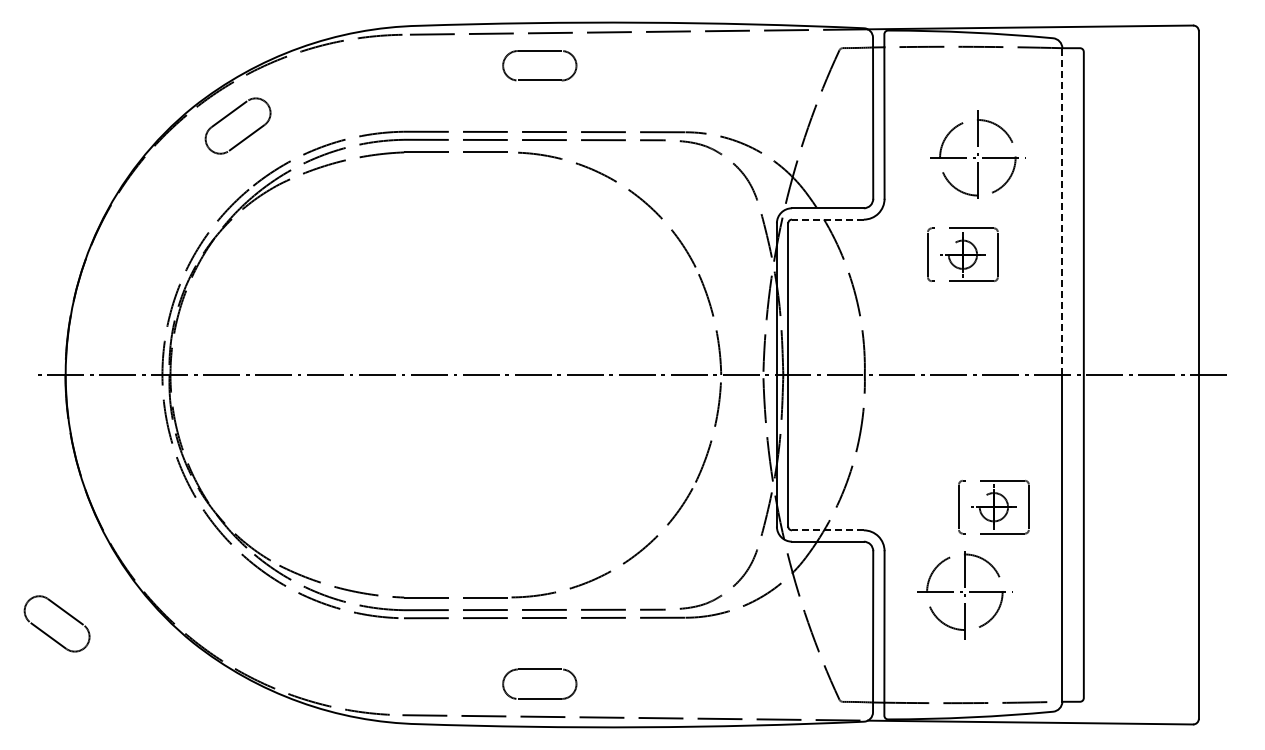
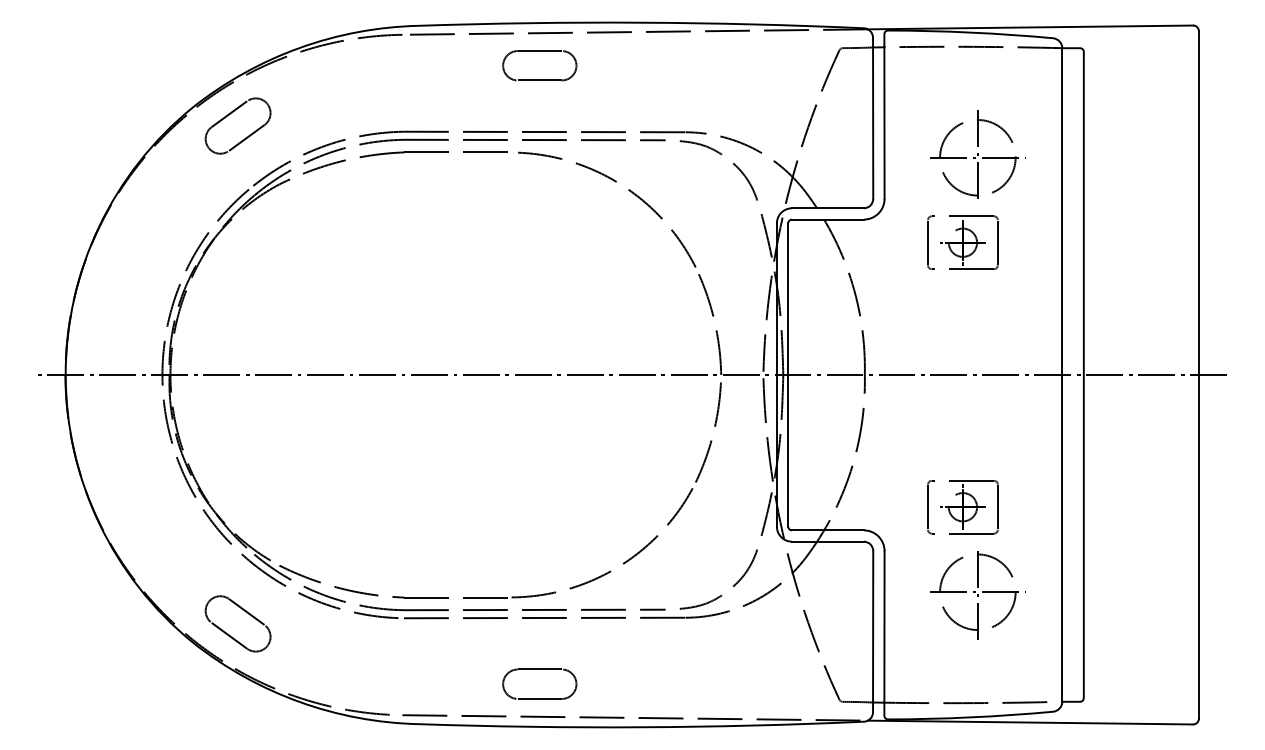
line: dashed -> solid (1062, 211)
line: dashed -> solid (827, 219)
part position: (962, 254) -> (962, 242) (962, 242)
part position: (993, 507) -> (962, 507) (962, 507)
line: dashed -> solid (827, 530)
part position: (964, 595) -> (977, 595) (977, 595)
part position: (56, 623) -> (237, 623) (237, 623)
